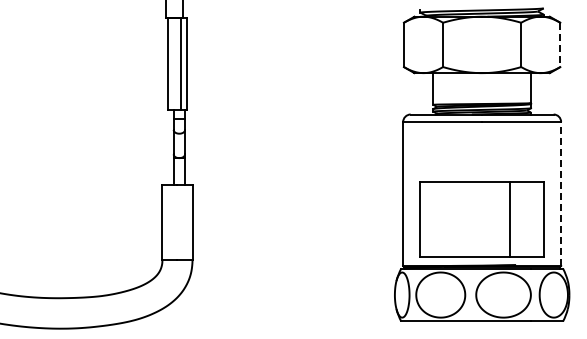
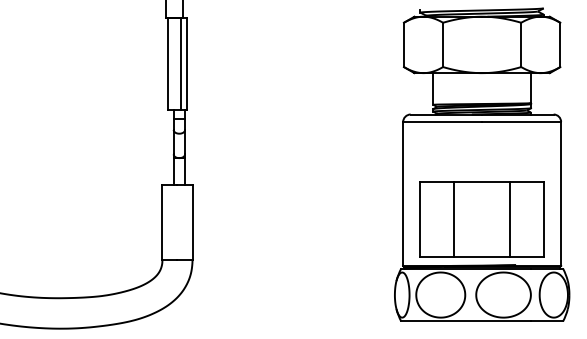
line: dashed -> solid (560, 45)
line: dashed -> solid (561, 193)
line: none -> present (453, 219)
